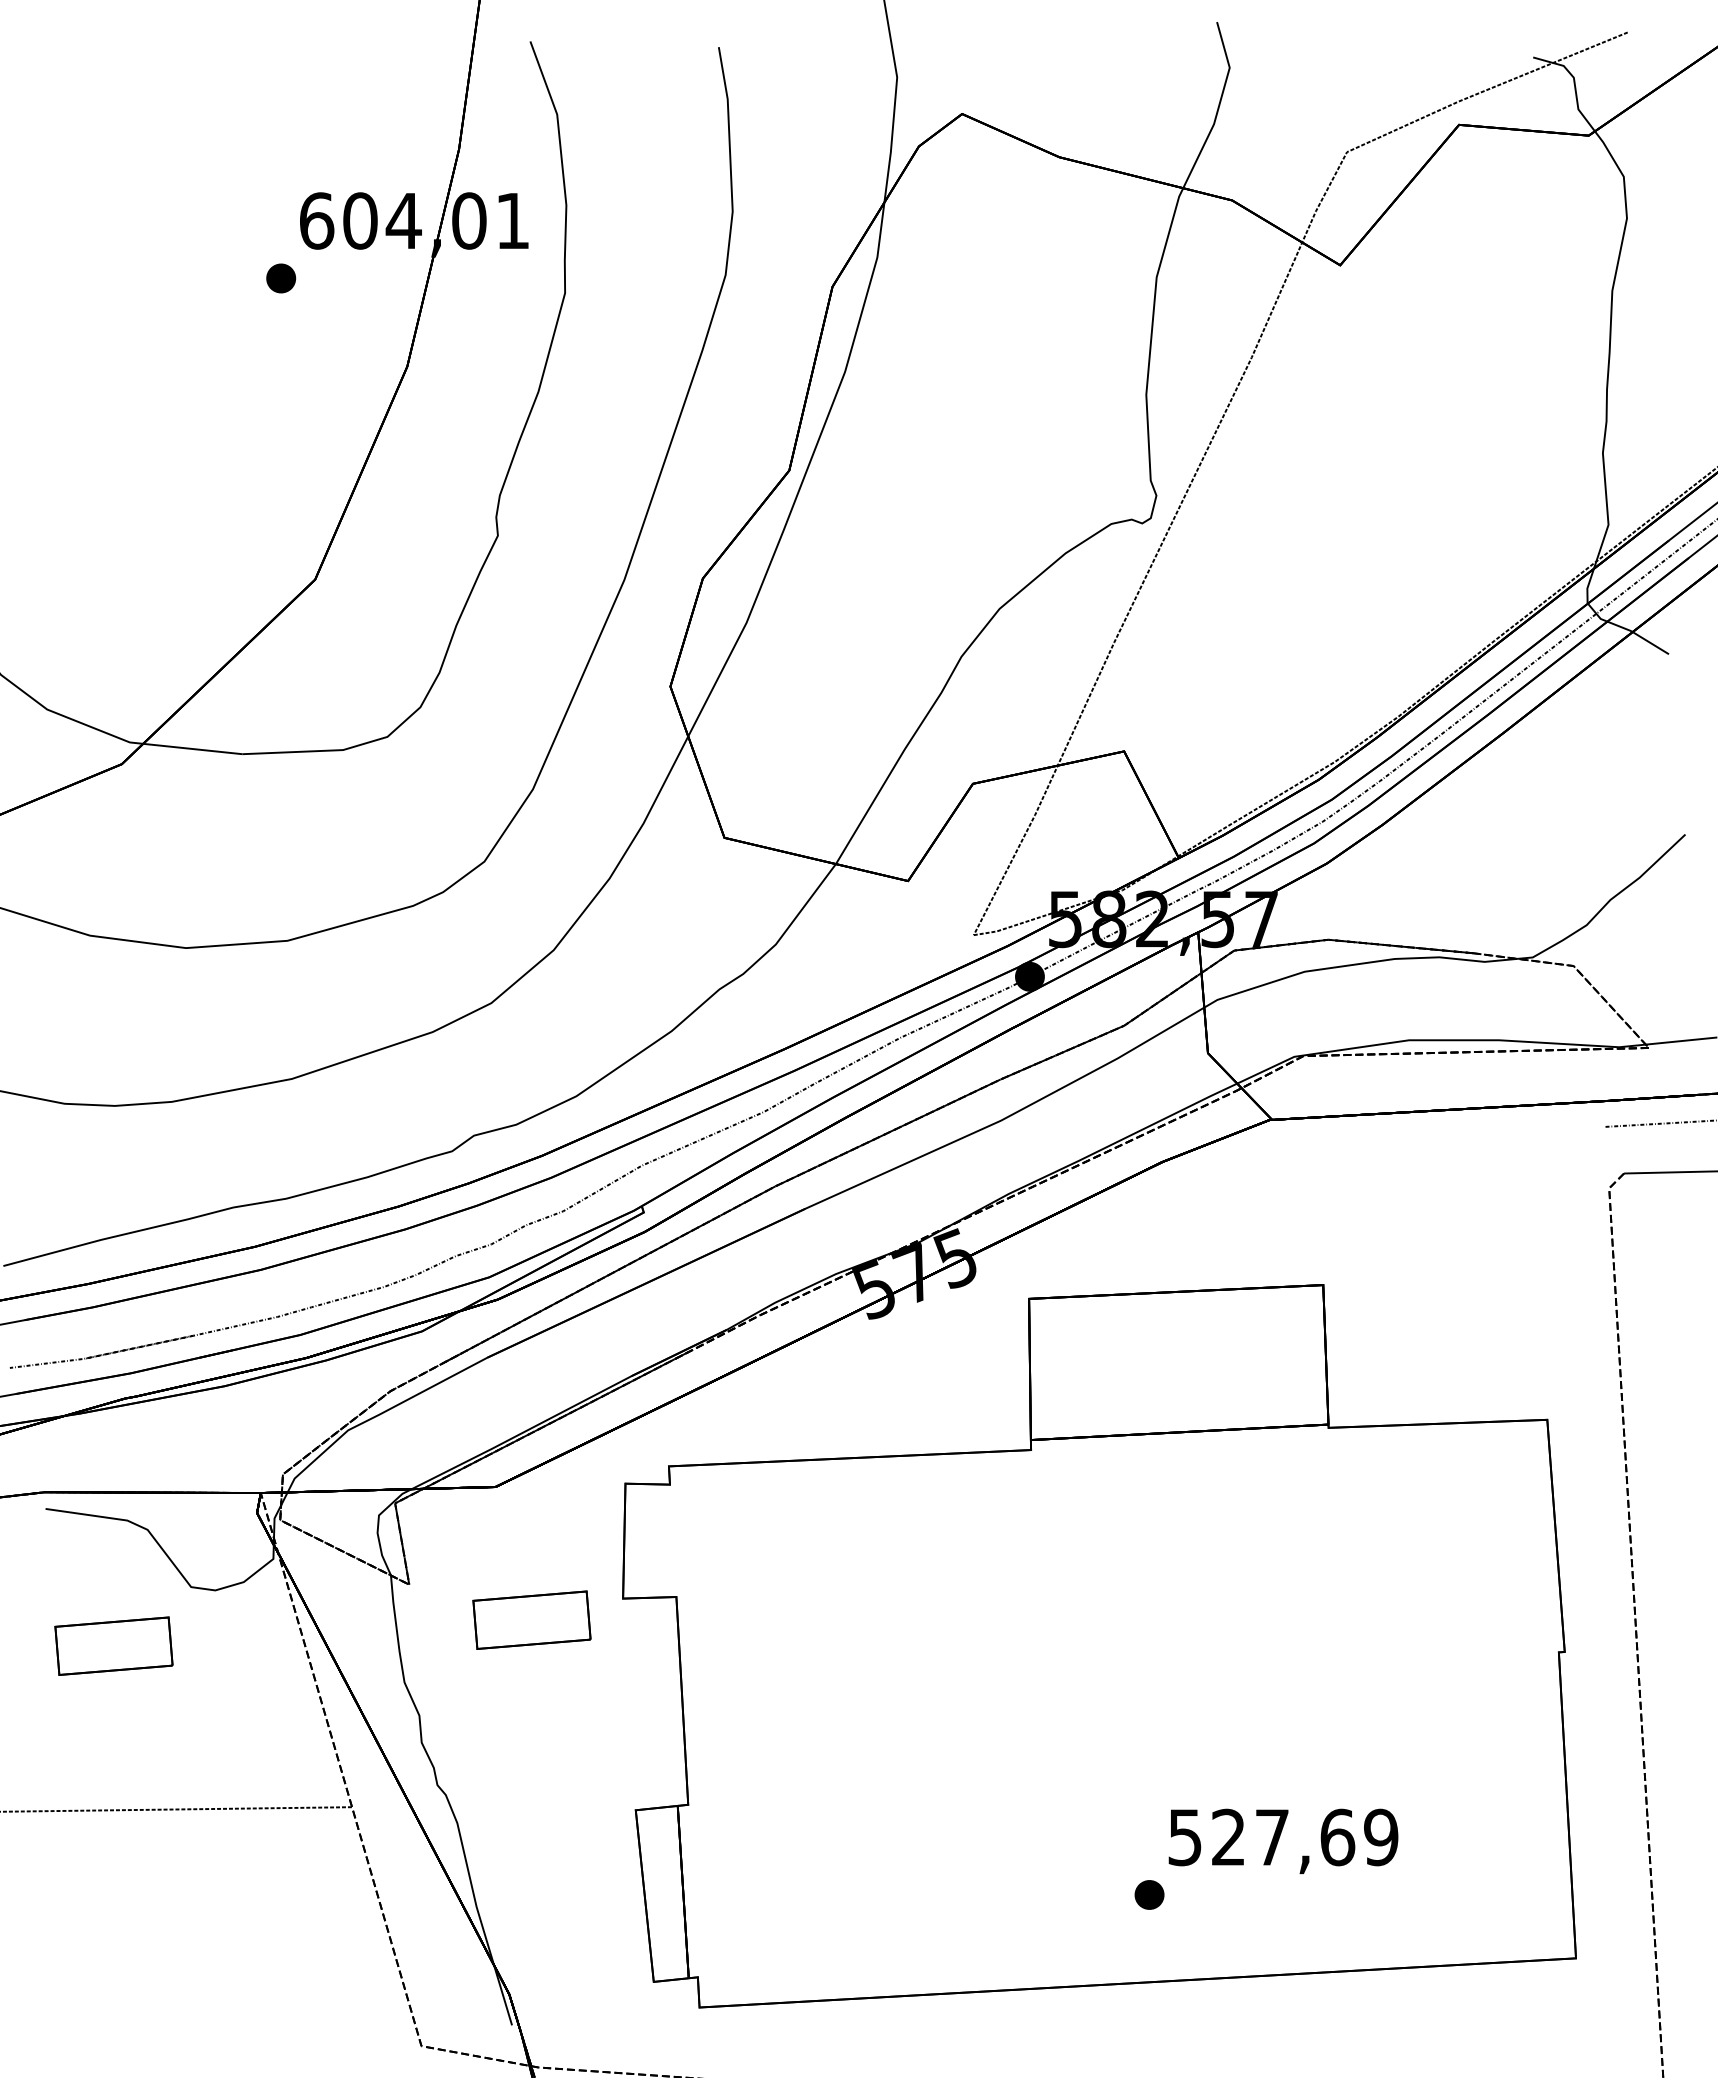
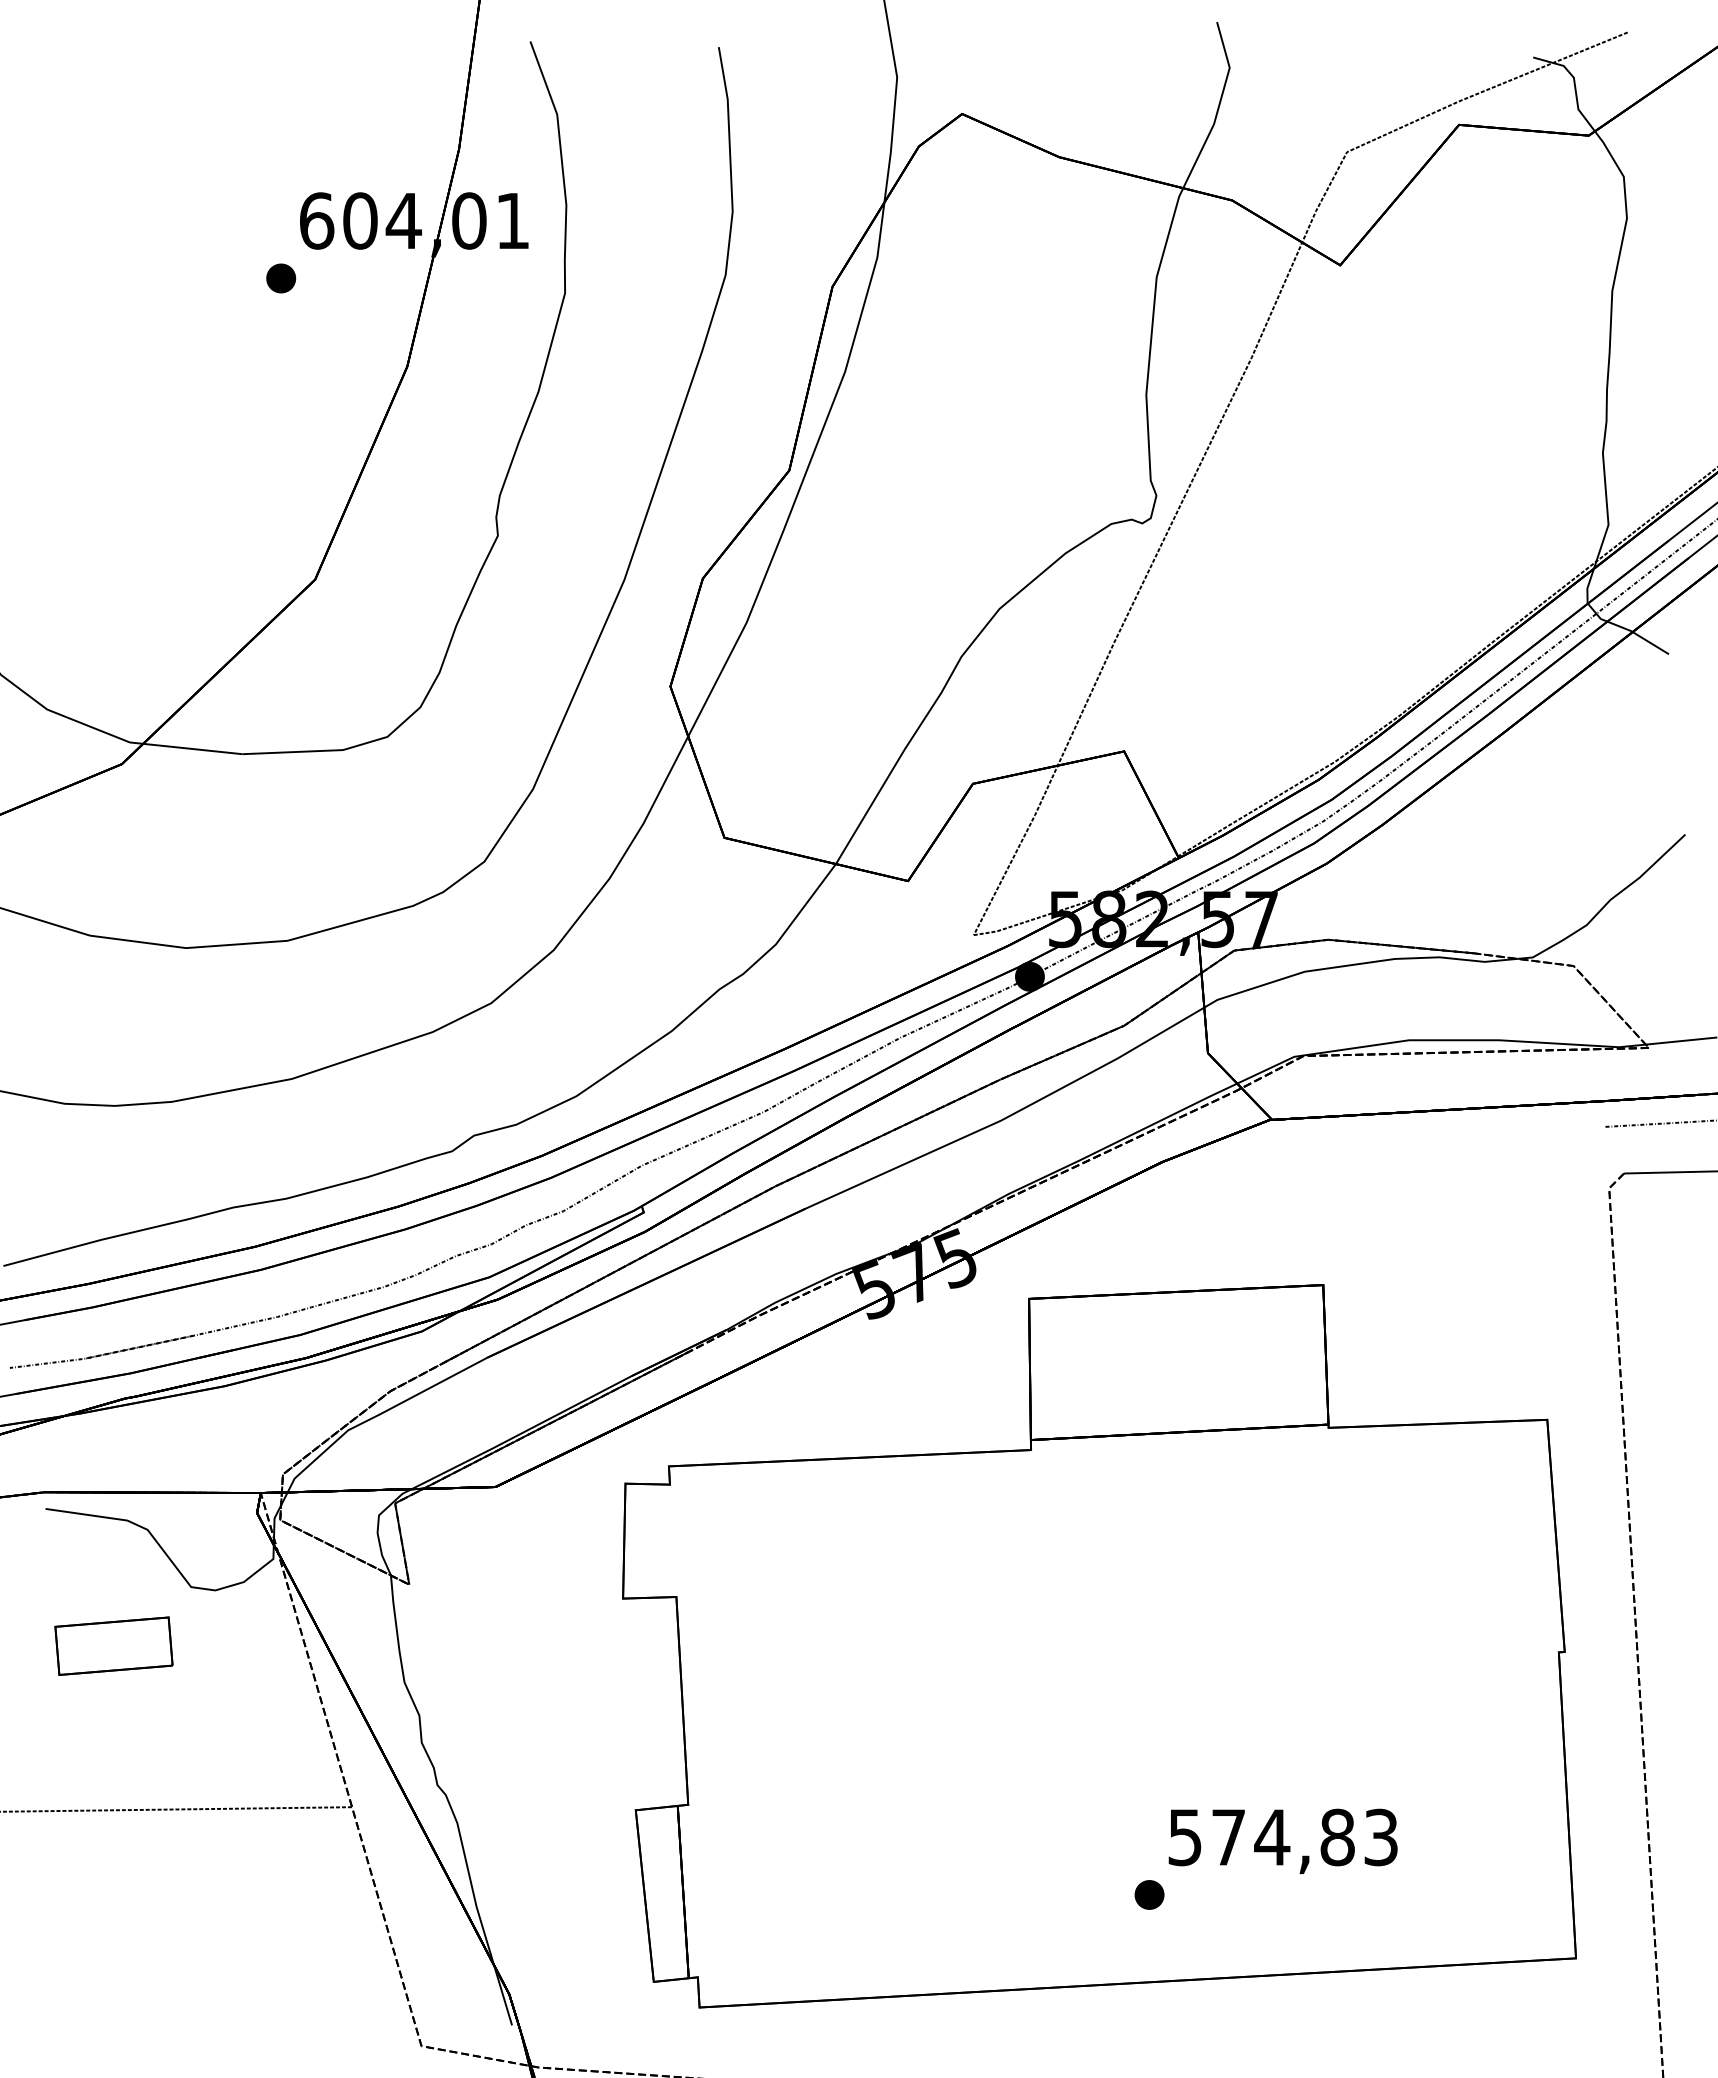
part: present -> none (531, 1619)
text: 527,69 -> 574,83 (1305, 1837)
